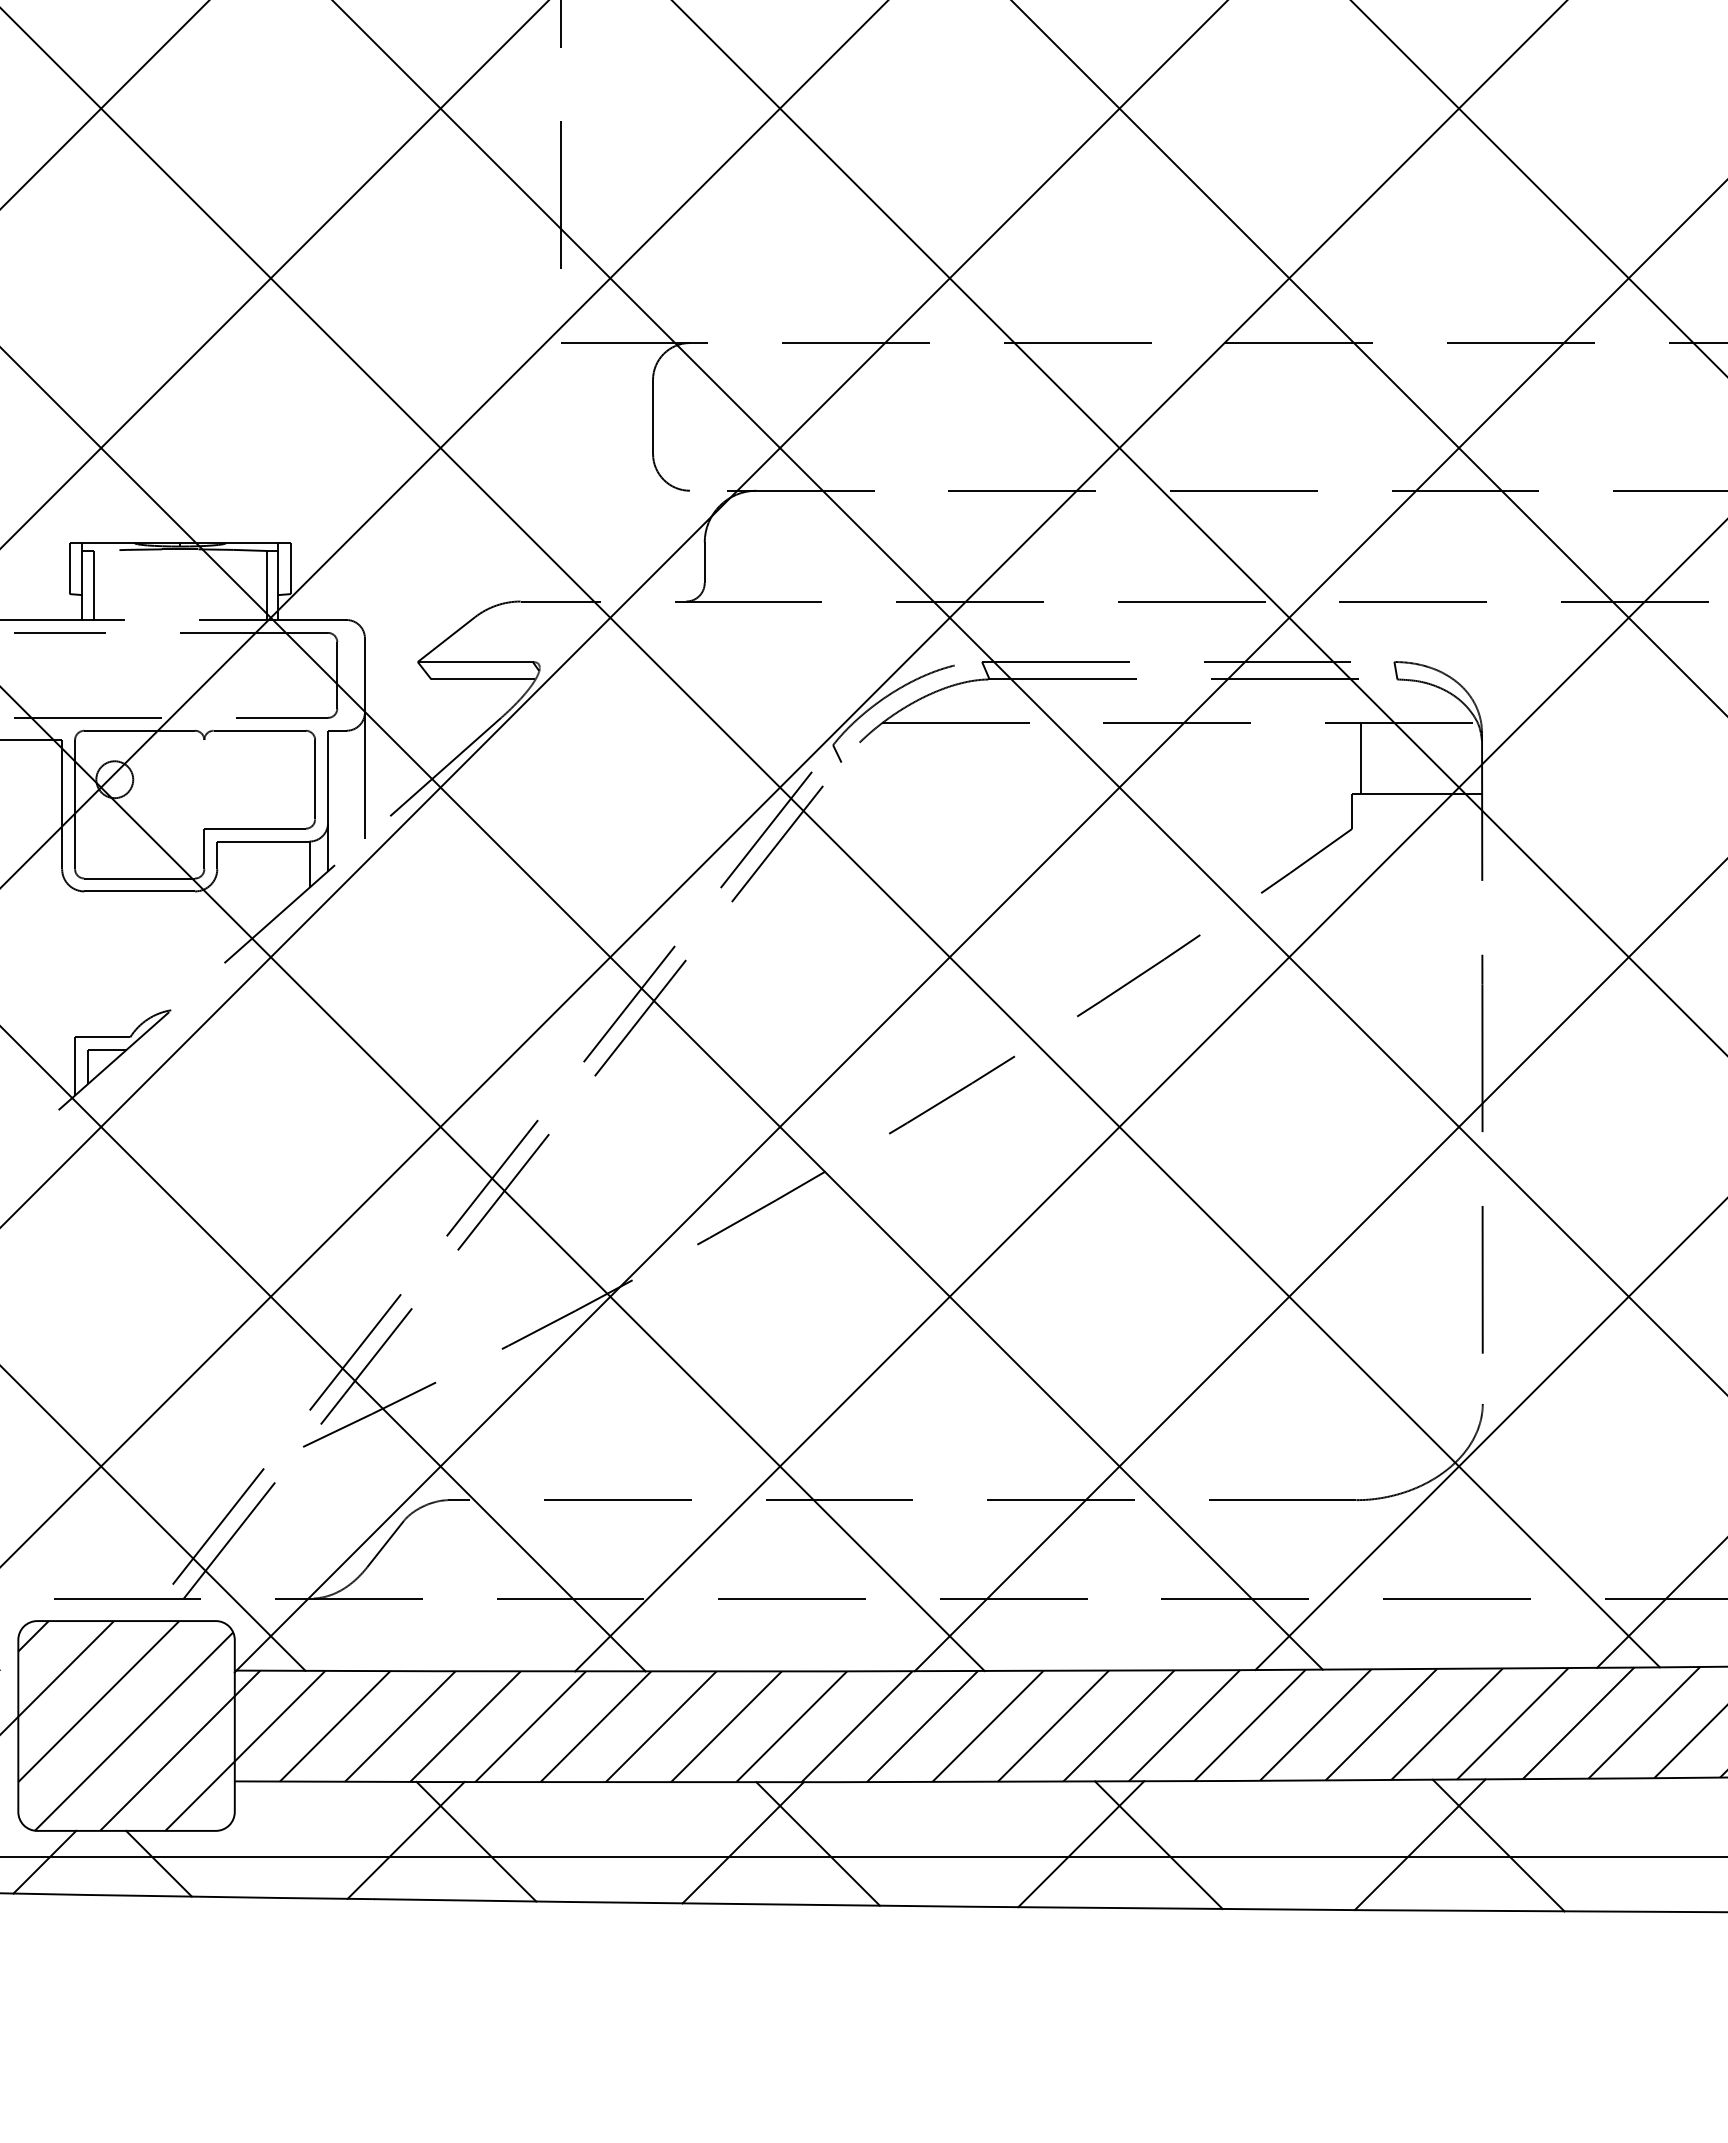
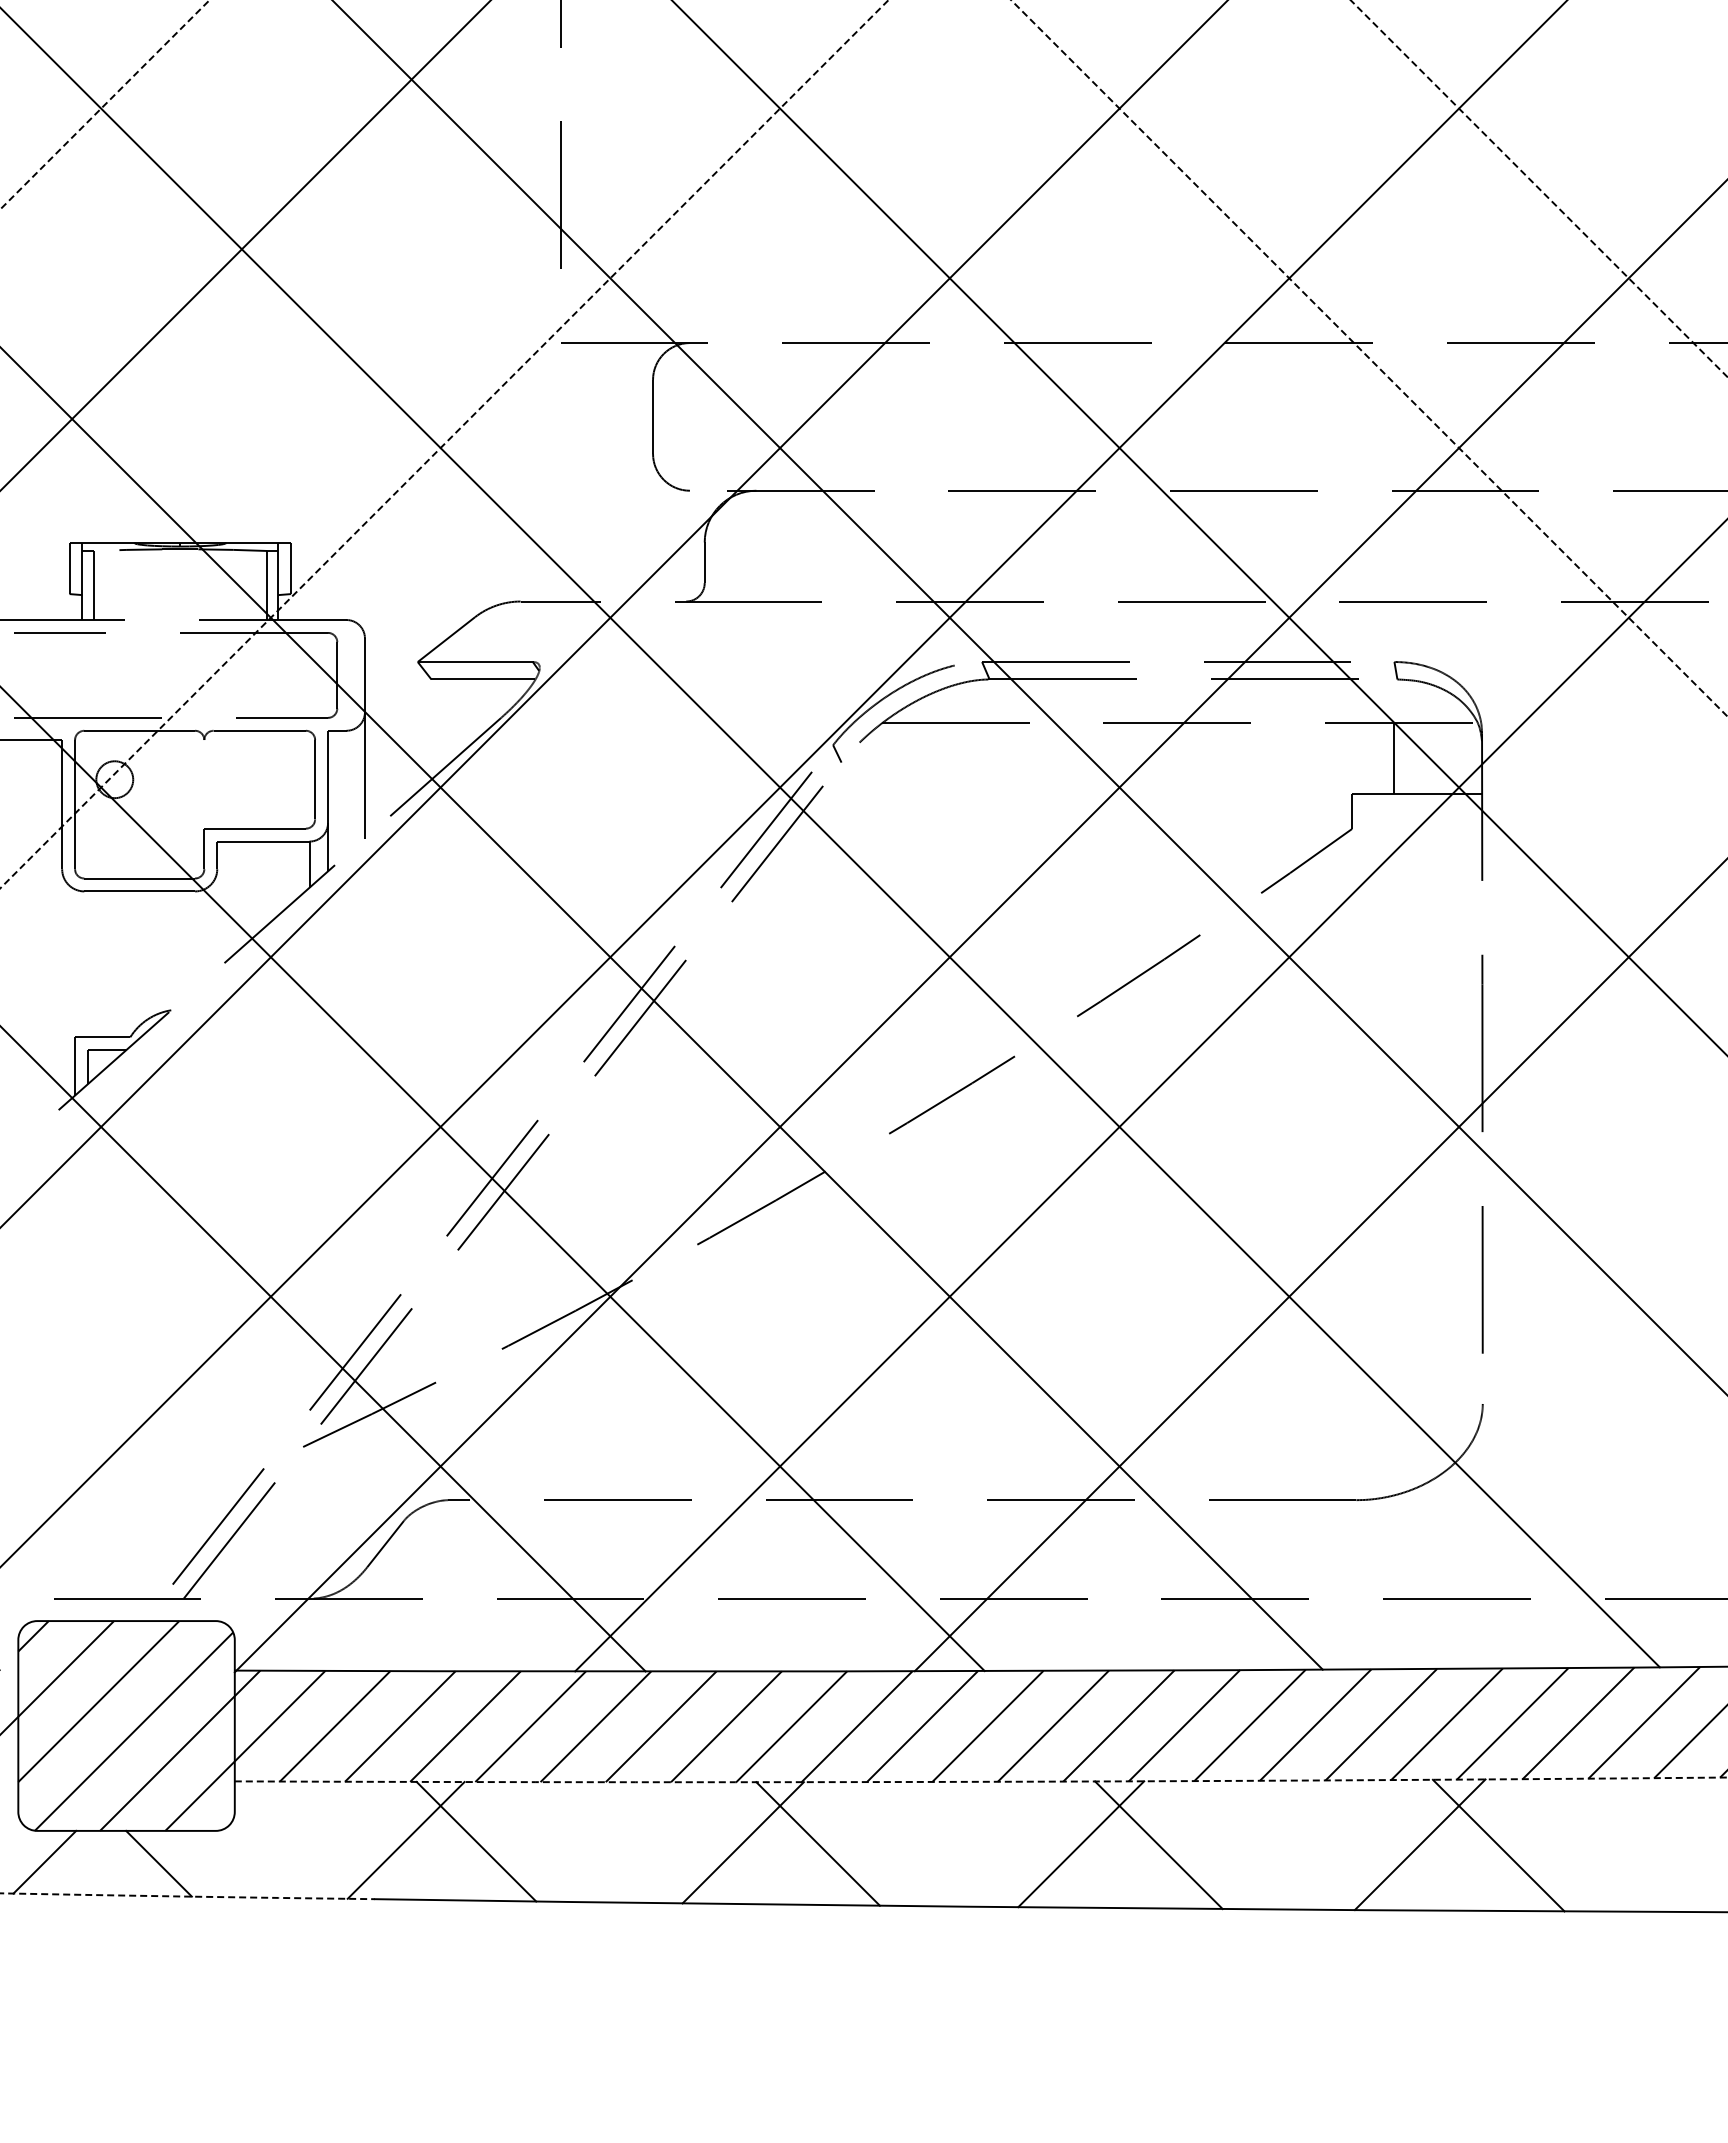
line: solid -> dashed (104, 104)
line: solid -> dashed (1539, 188)
line position: (274, 274) -> (245, 245) (245, 245)
line: solid -> dashed (1369, 358)
line: solid -> dashed (444, 444)
line position: (1361, 758) -> (1394, 758) (1394, 758)
line: present -> none (1489, 1435)
line: present -> none (153, 1518)
line: present -> none (1660, 1603)
arc: solid -> dashed (981, 1781)
line: present -> none (863, 1857)
arc: solid -> dashed (187, 1896)
